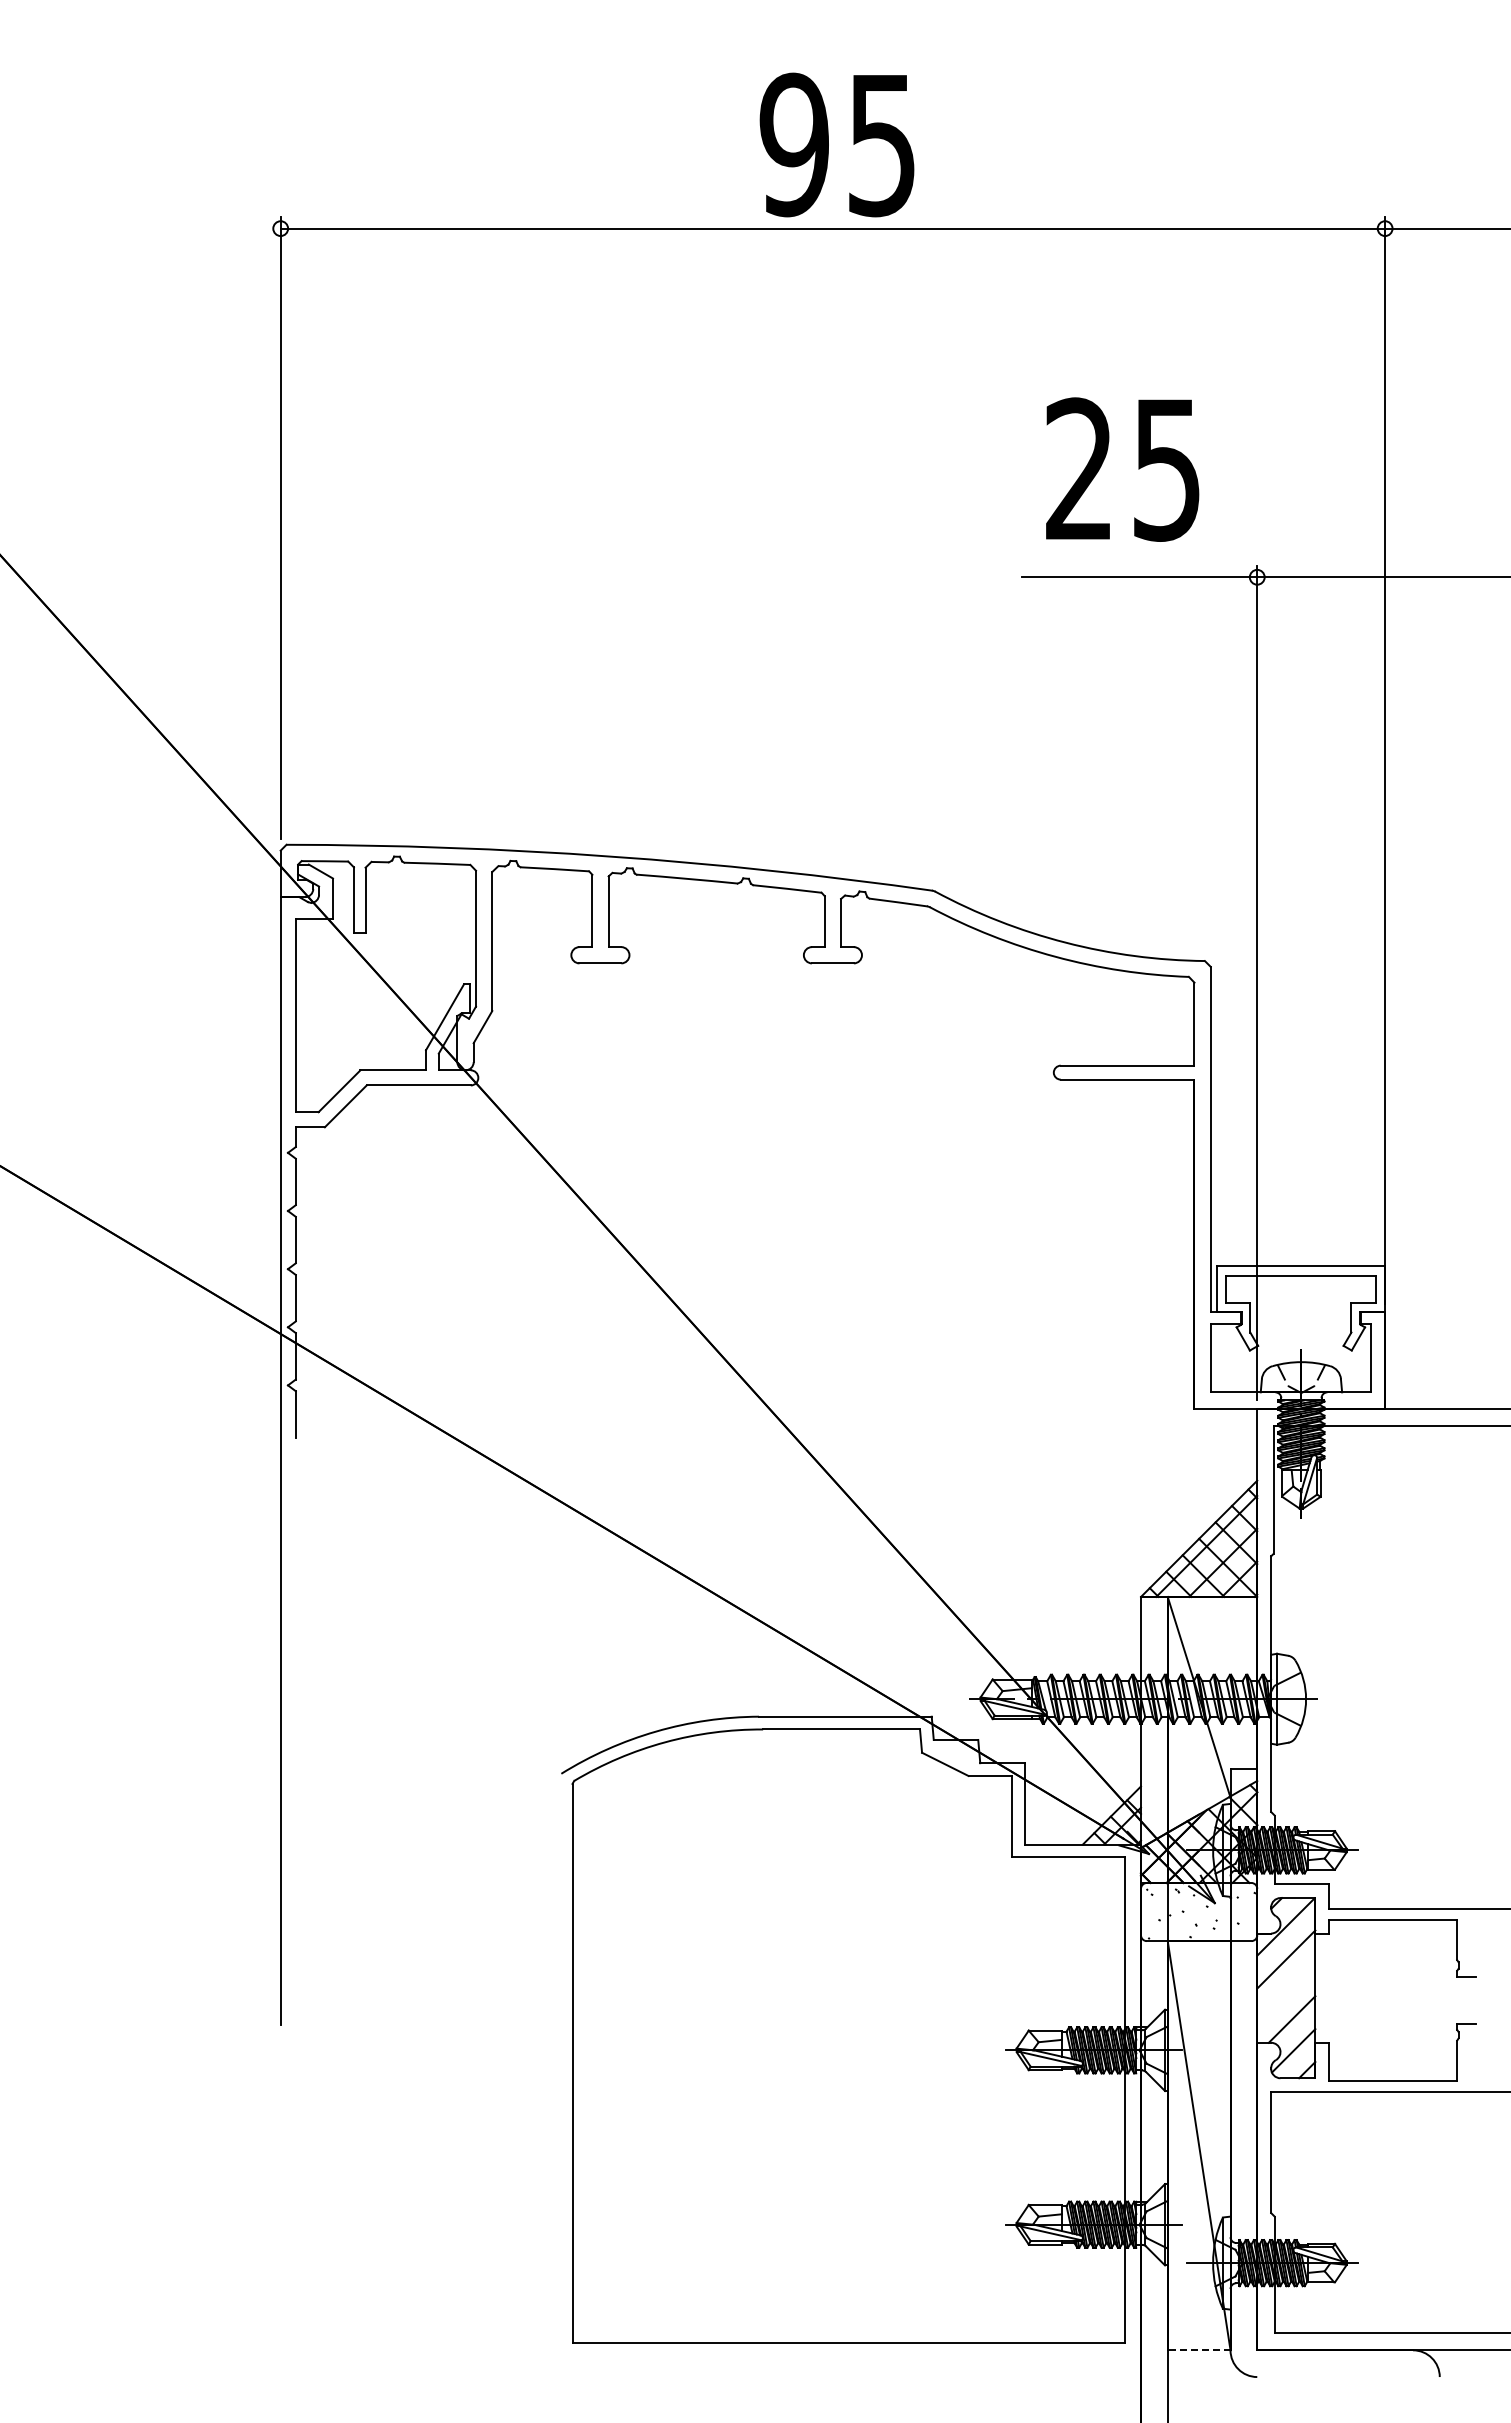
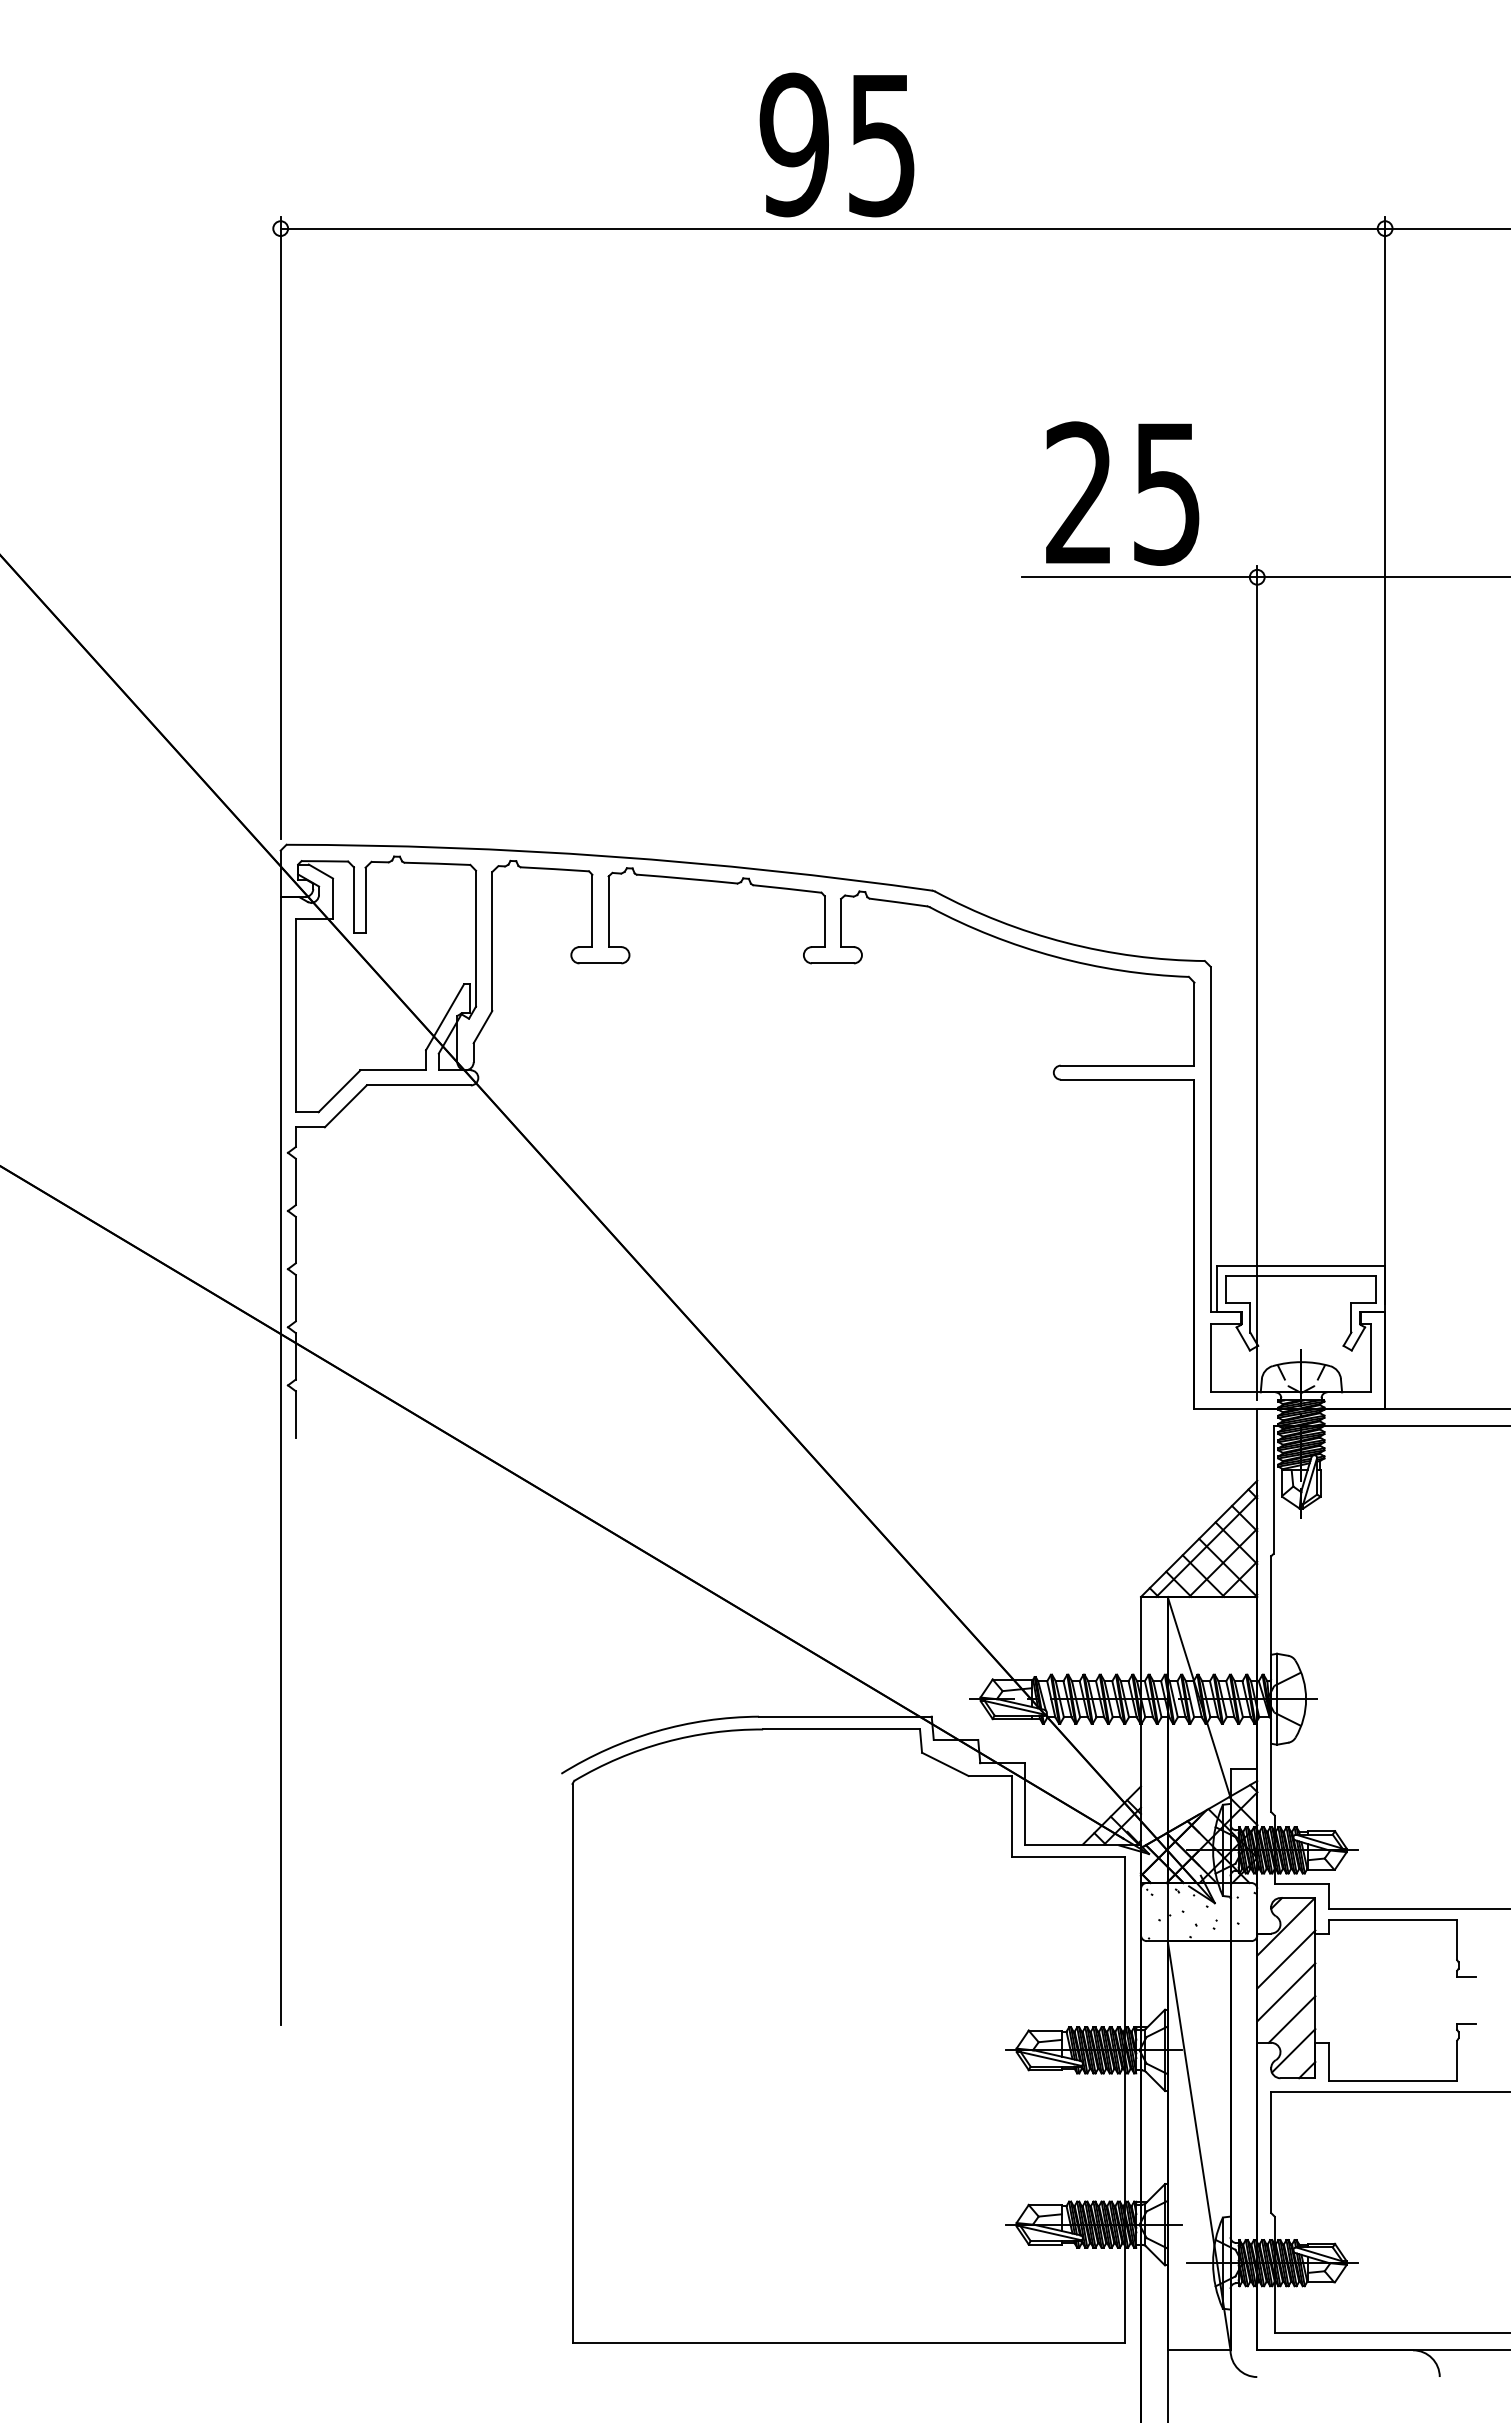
text position: (1122, 469) -> (1122, 493) (1122, 493)
line: none -> present (1286, 1992)
line: dashed -> solid (1198, 2350)
